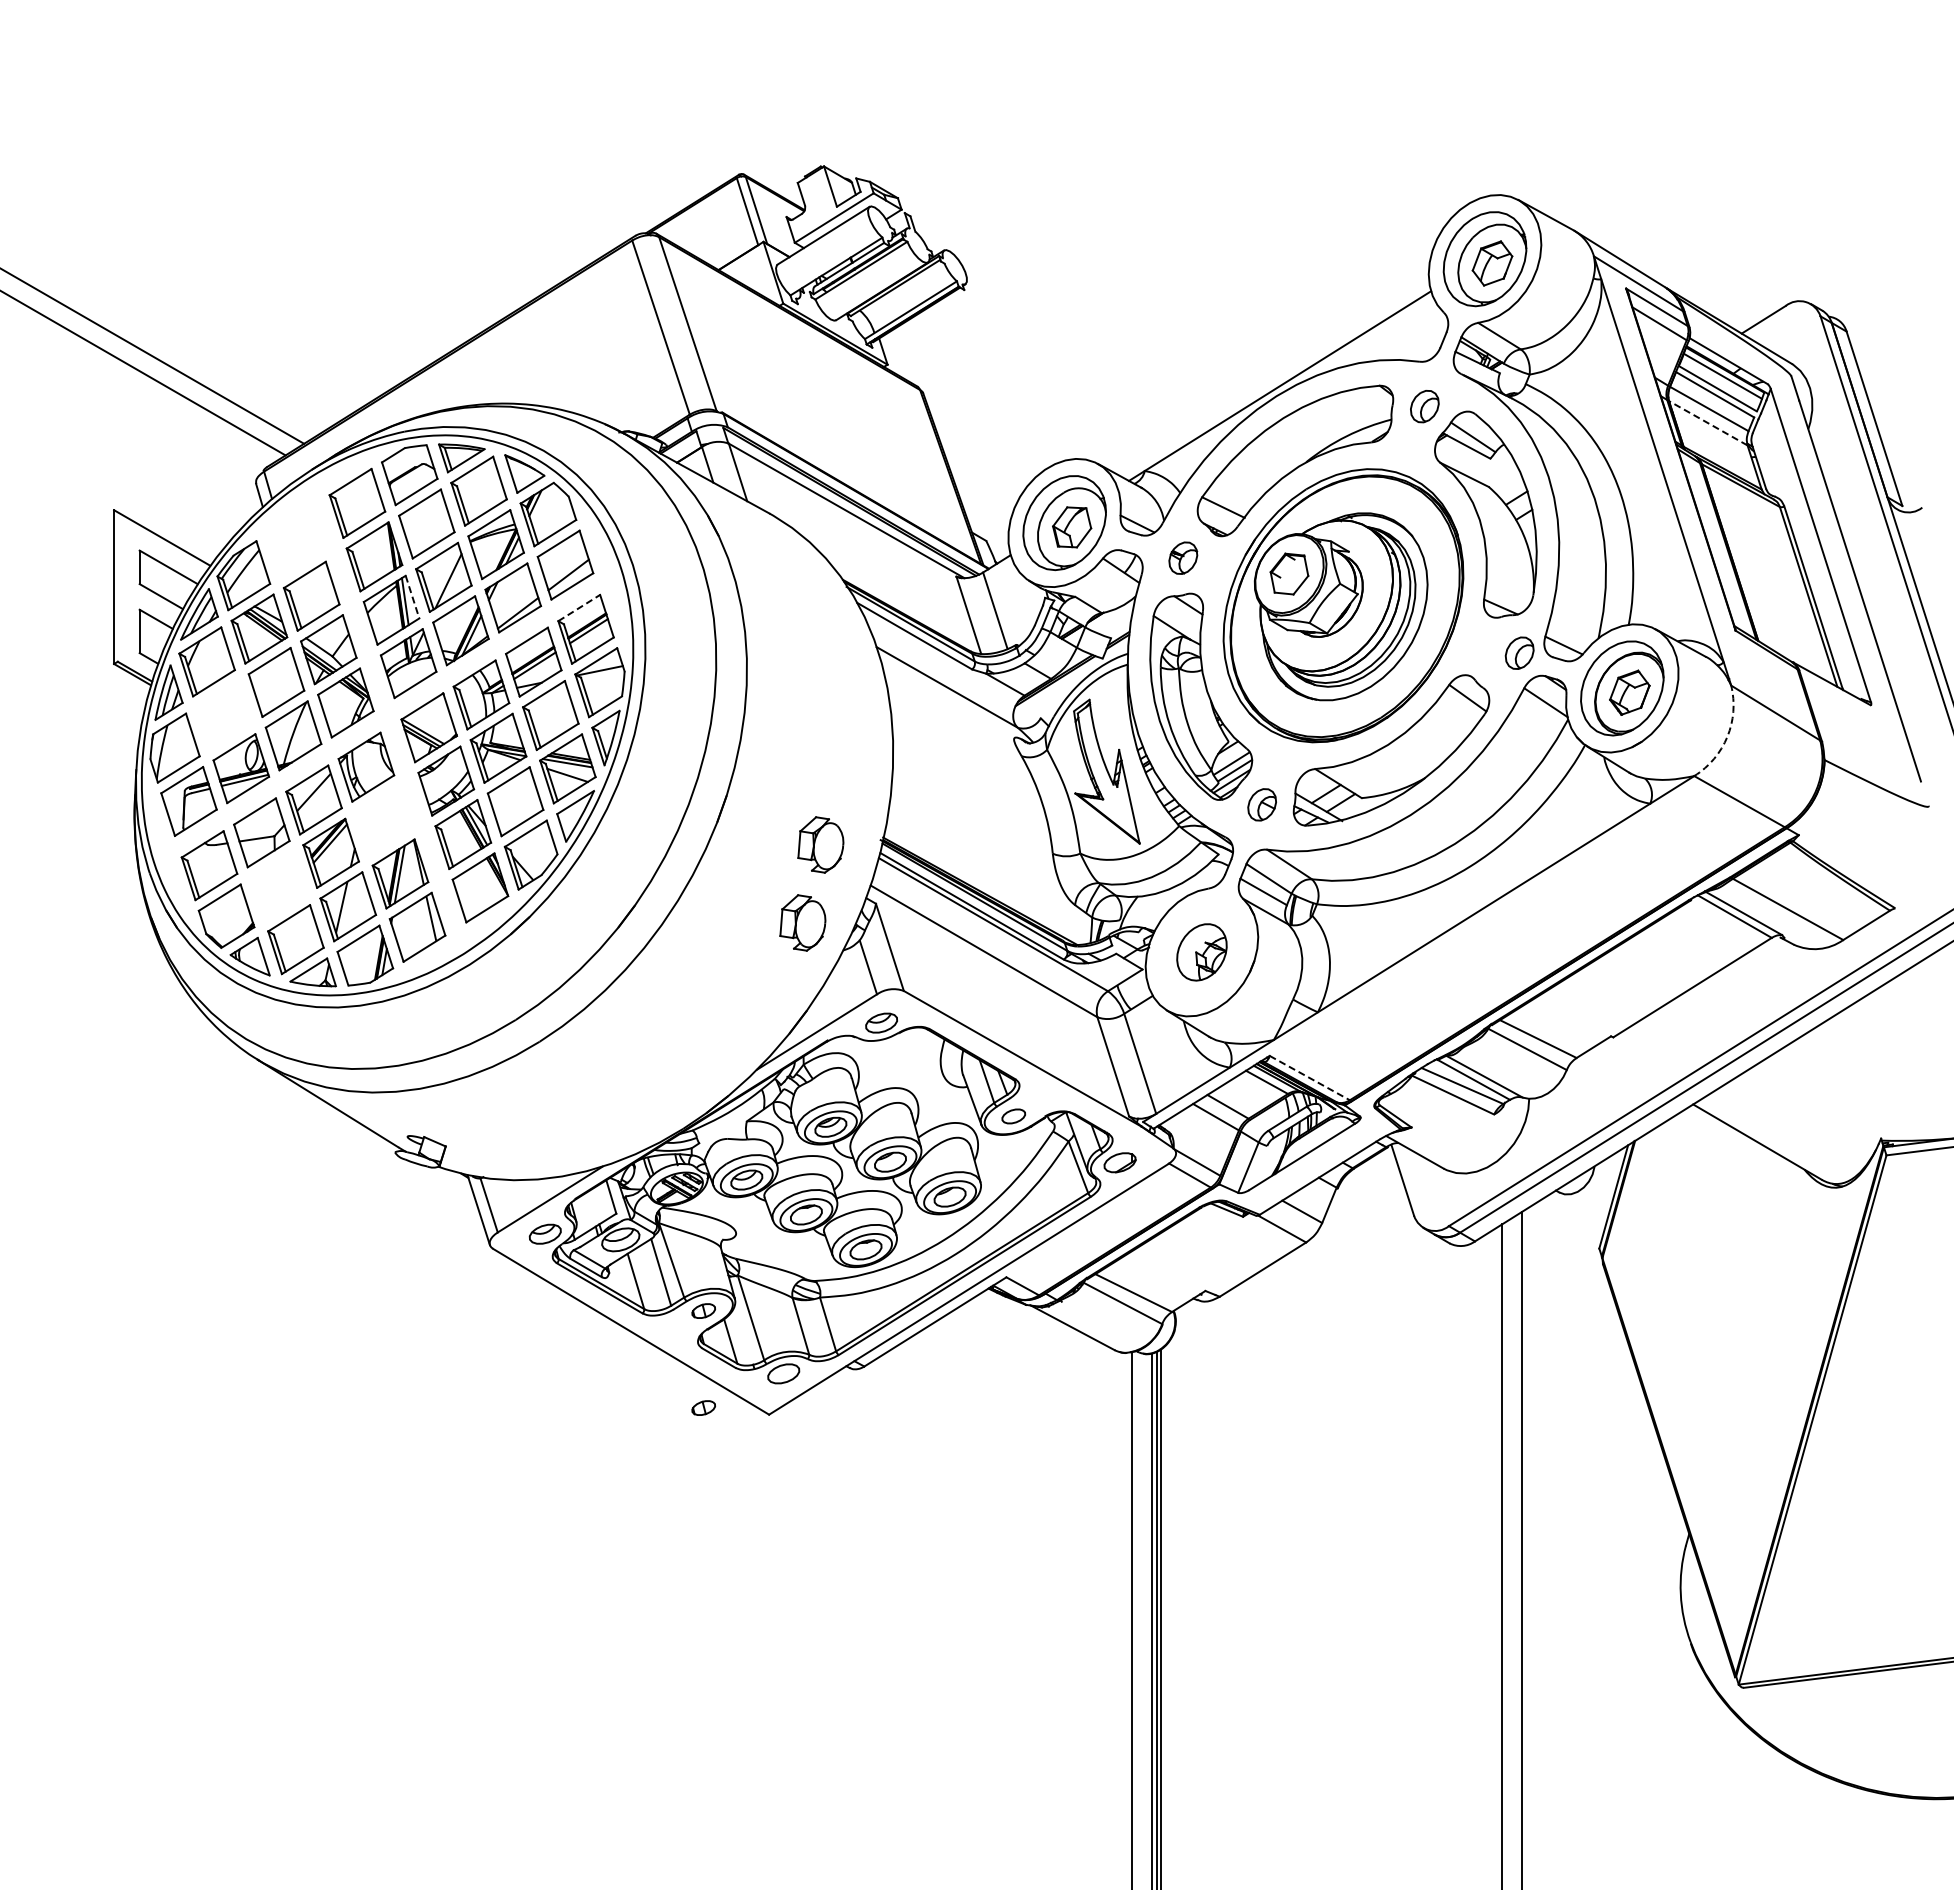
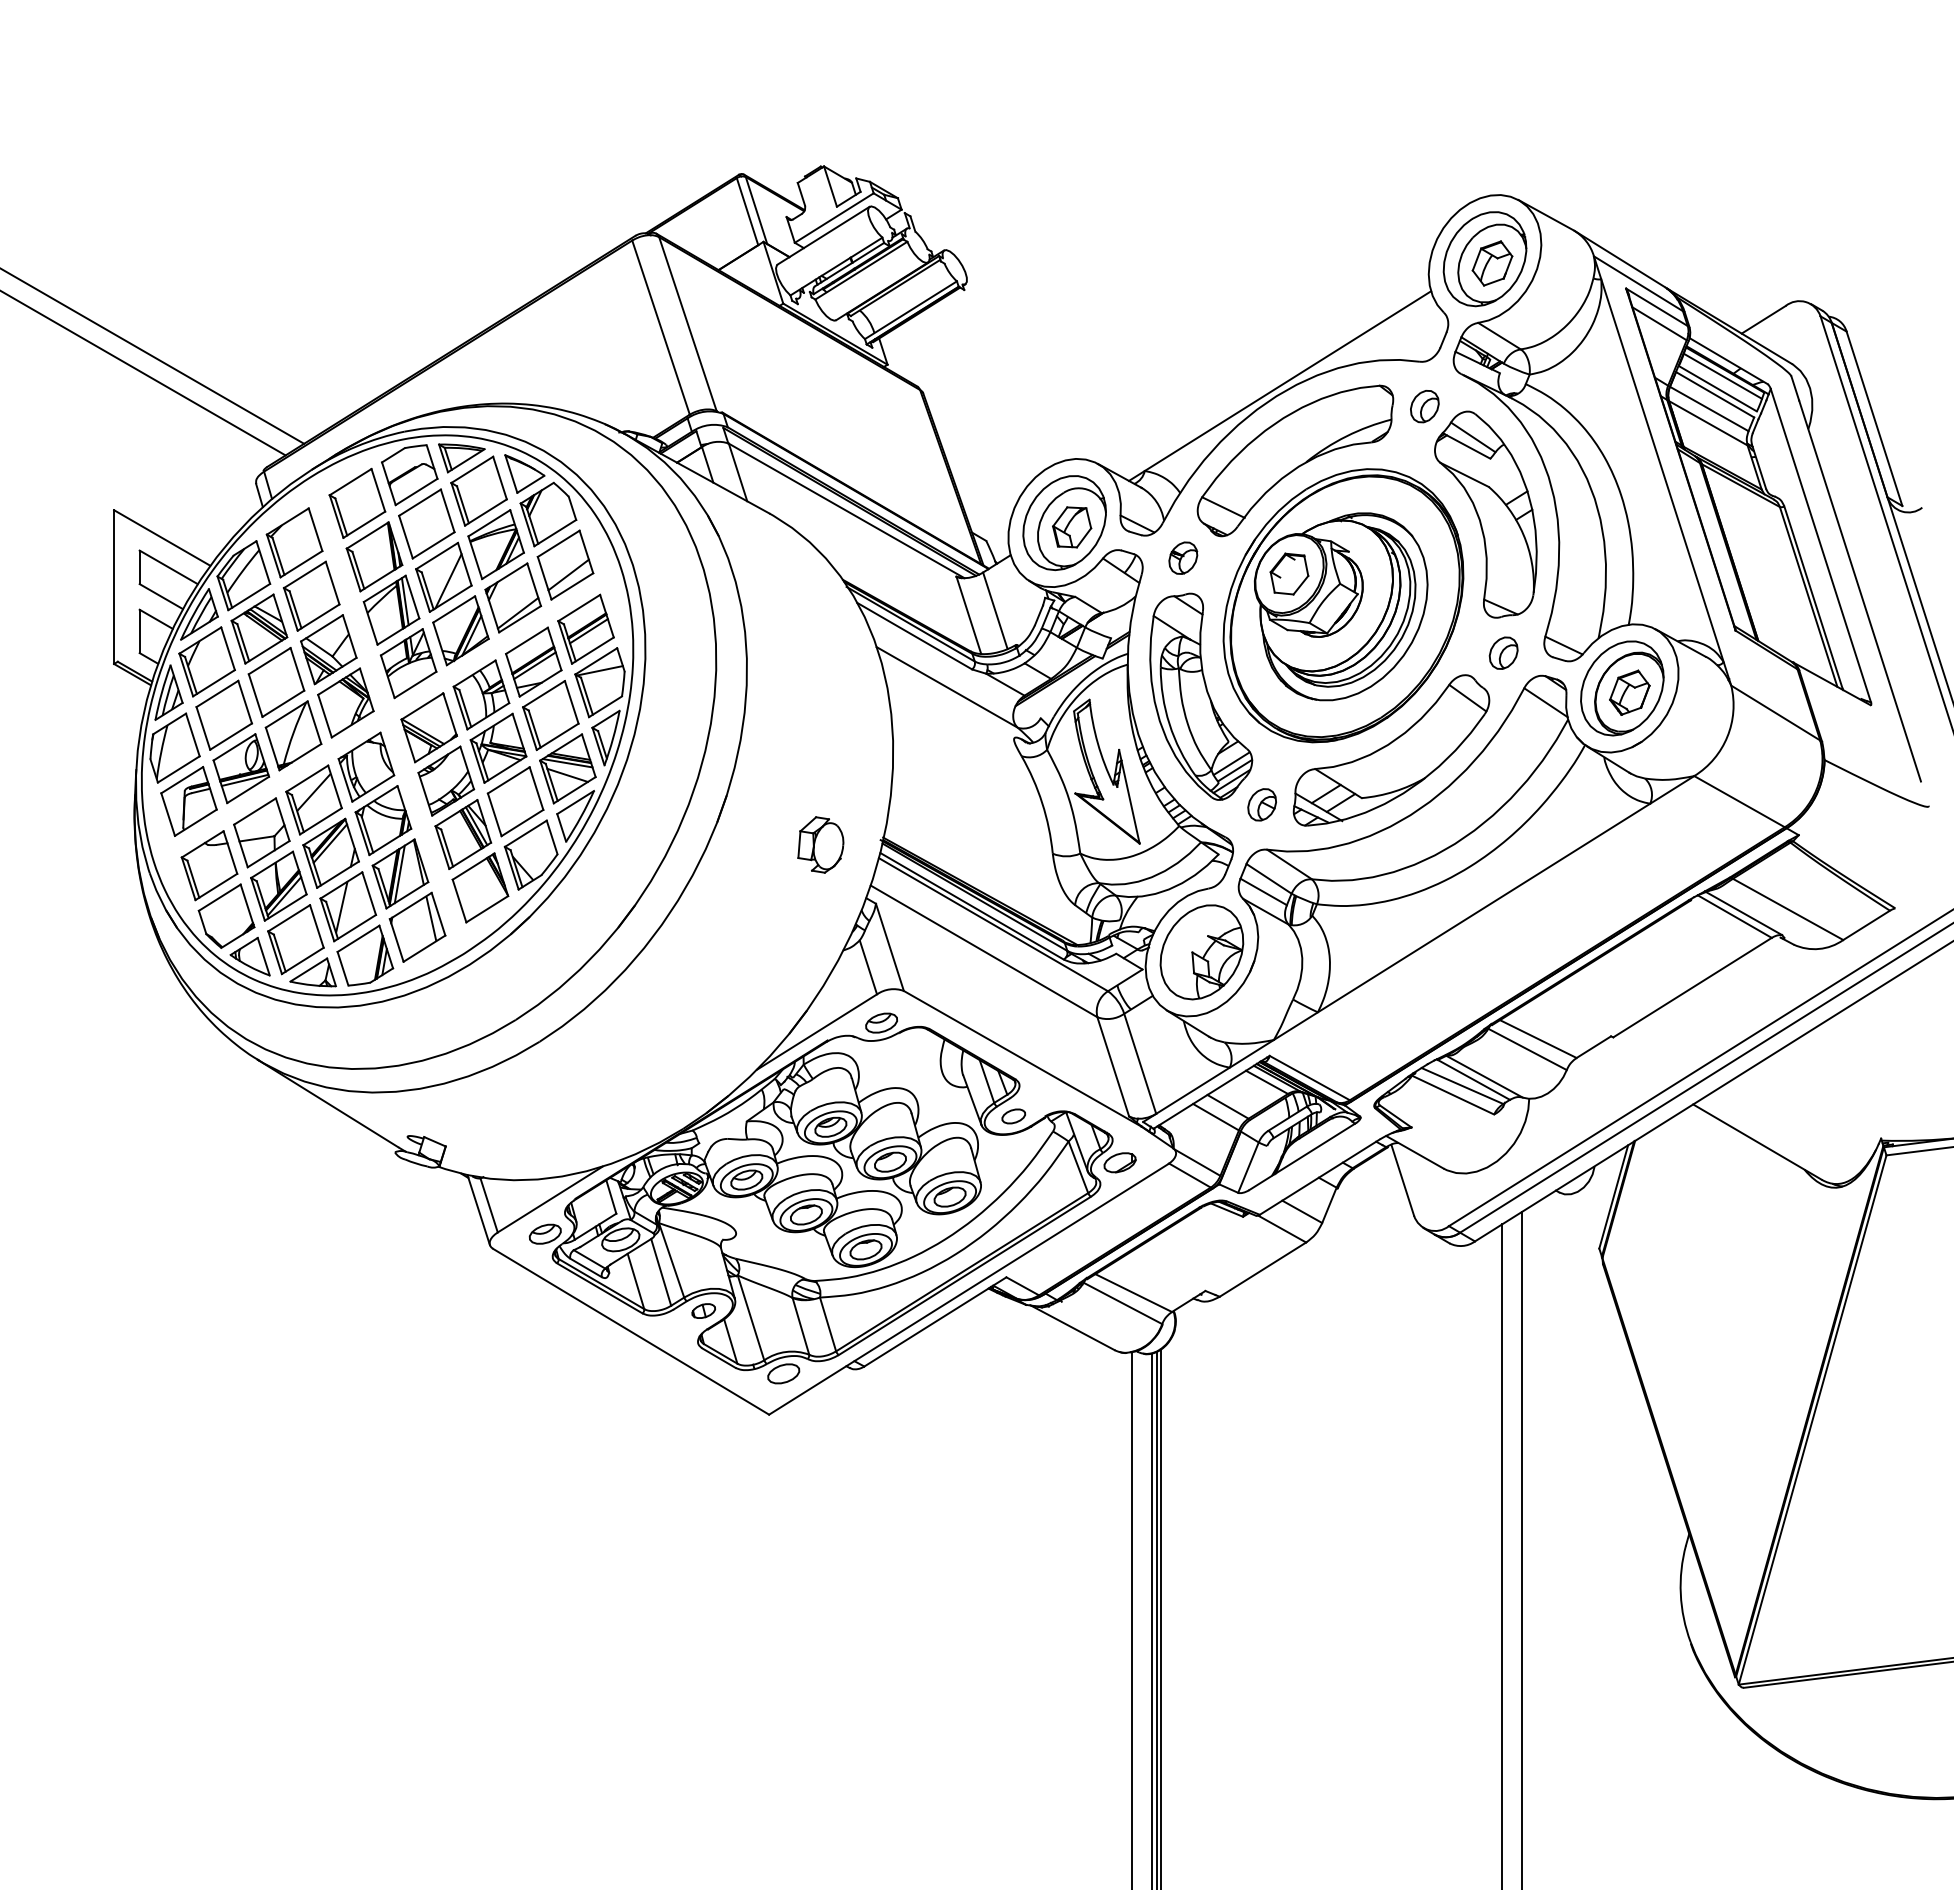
line: dashed -> solid (1707, 423)
part: none -> present (294, 542)
line: dashed -> solid (412, 597)
line: dashed -> solid (579, 608)
part position: (1519, 652) -> (1503, 652) (1503, 652)
part: none -> present (224, 714)
arc: dashed -> solid (1727, 736)
part: none -> present (383, 820)
part: none -> present (278, 885)
part: present -> none (802, 922)
part size: 52x59 px -> 86x97 px (1201, 952)
line: dashed -> solid (1309, 1078)
part: present -> none (703, 1407)
